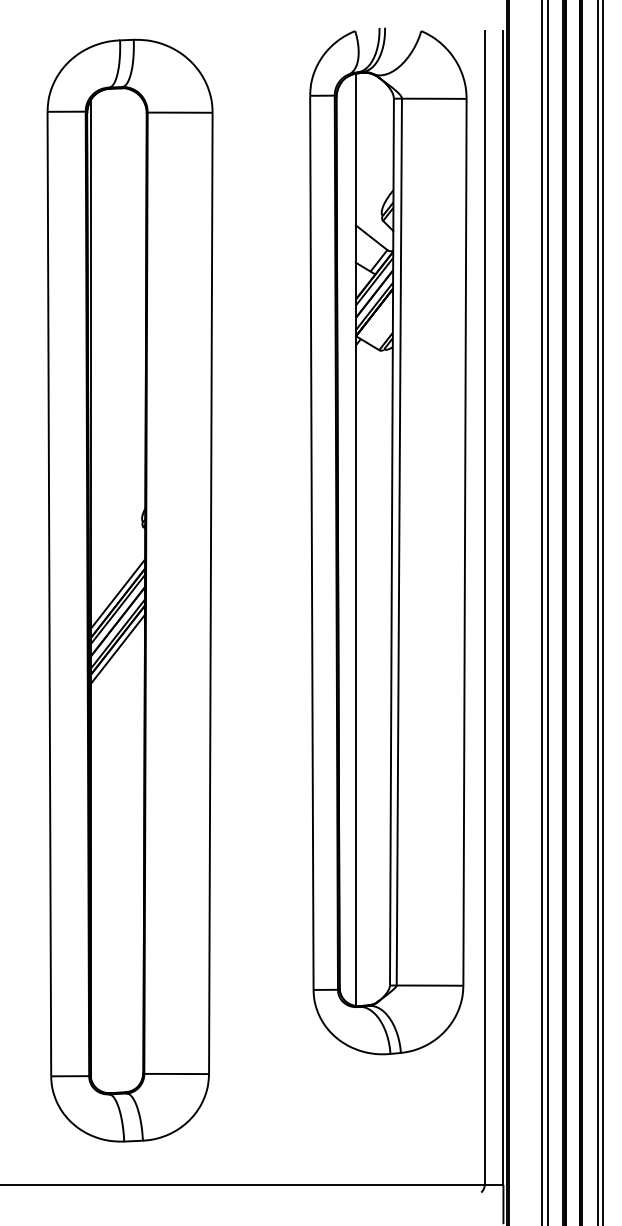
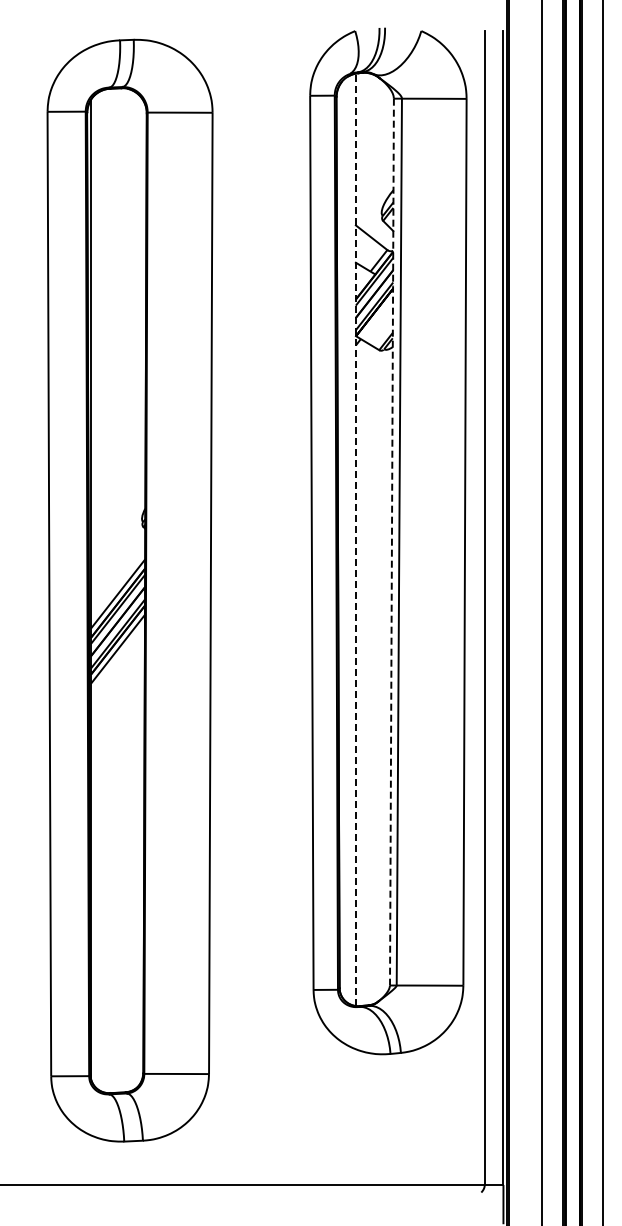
line: solid -> dashed (355, 539)
line: solid -> dashed (391, 541)
line: present -> none (547, 612)
line: present -> none (597, 612)
